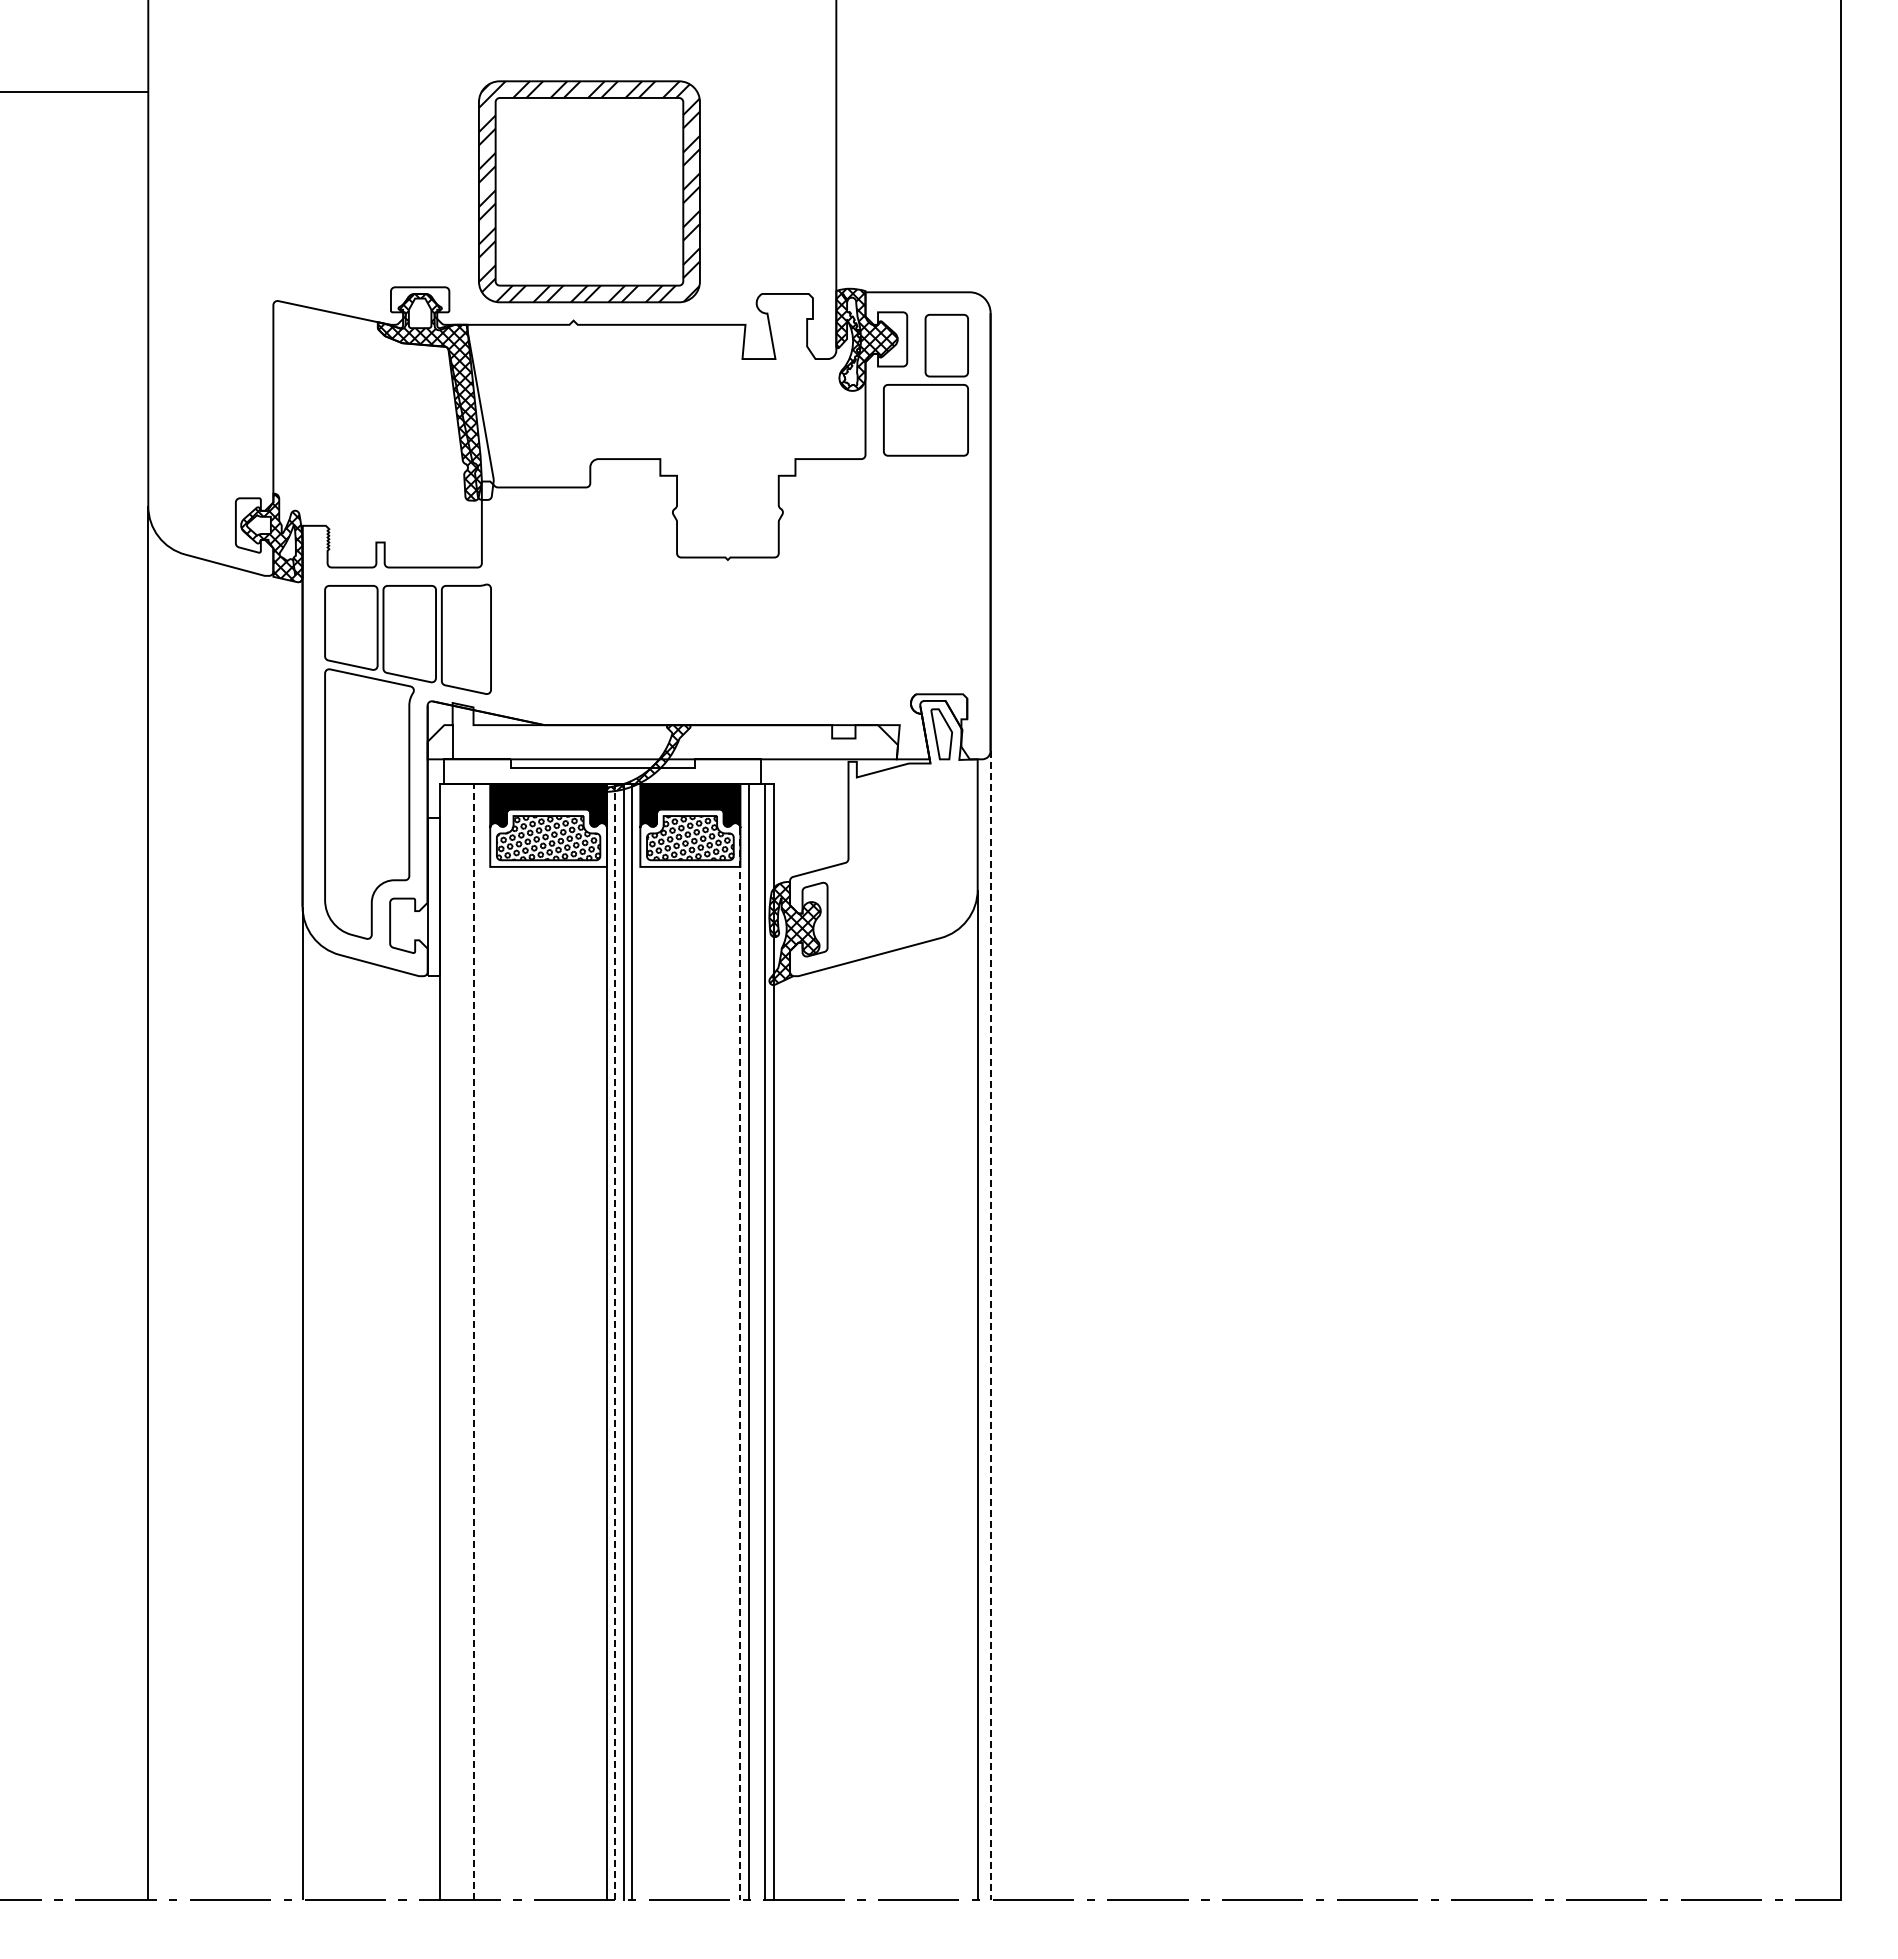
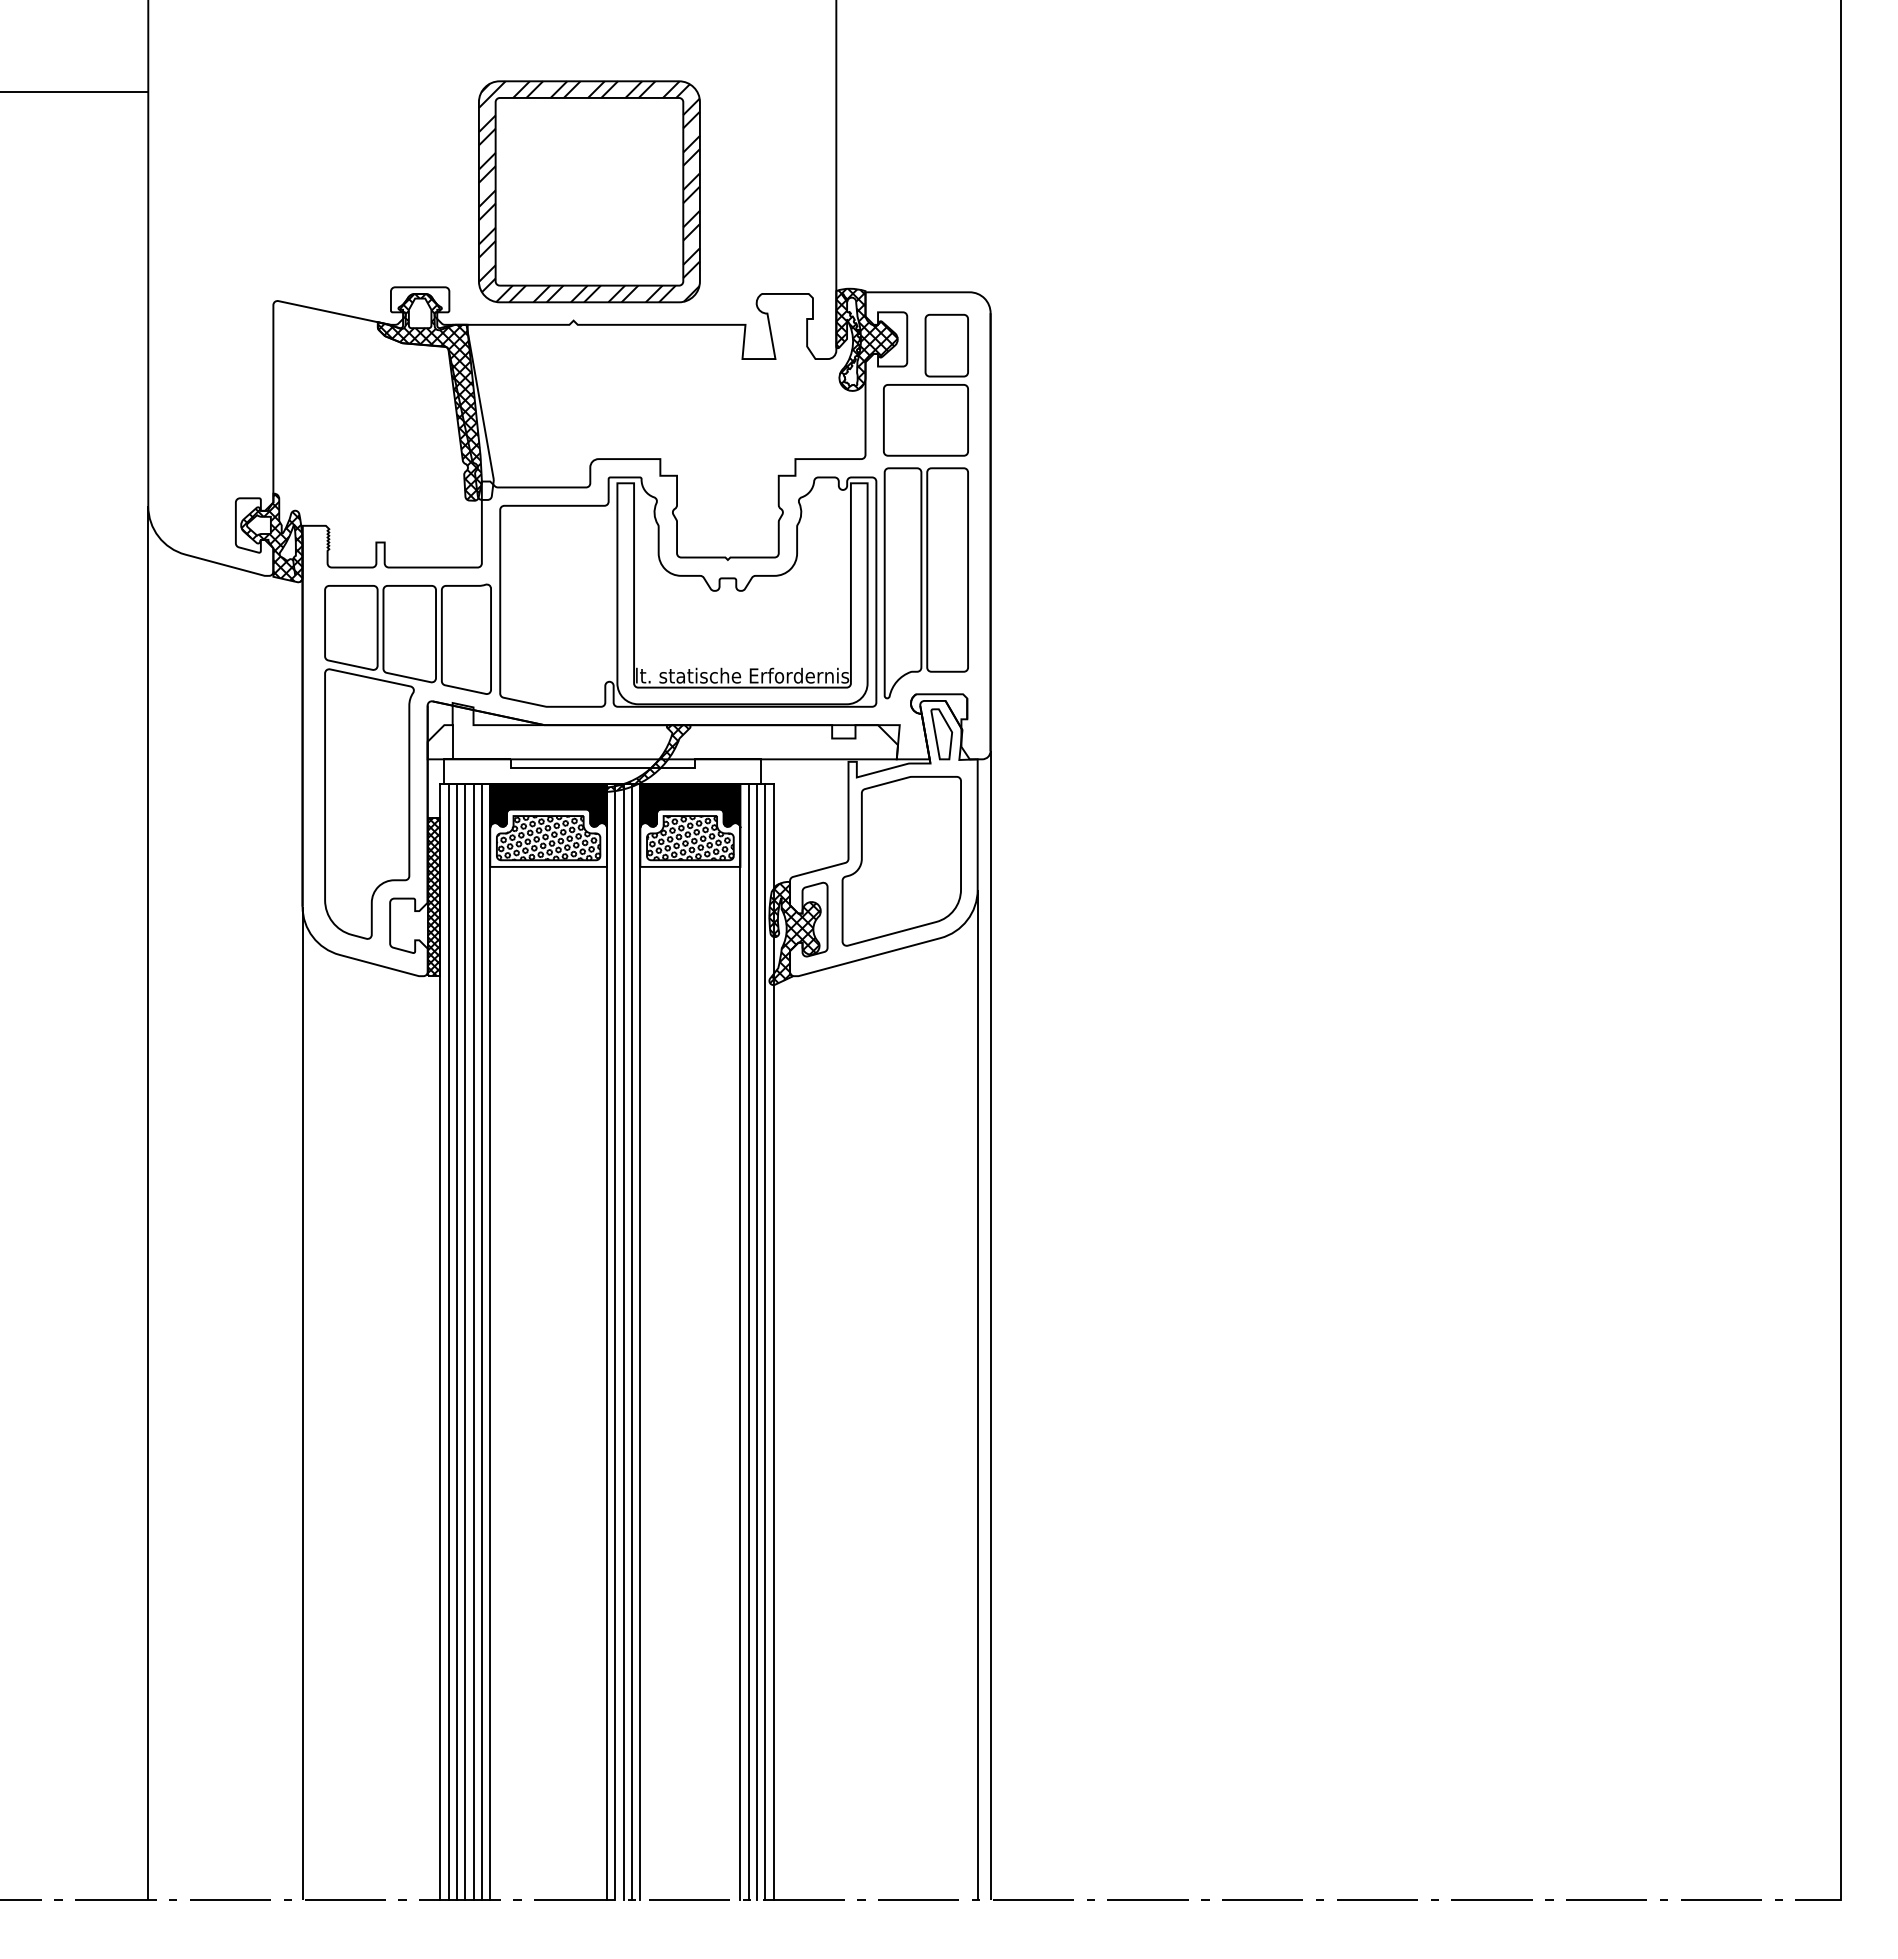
part: none -> present (733, 587)
part: none -> present (901, 861)
hatch: none -> present (433, 896)
line: dashed -> solid (990, 1325)
line: none -> present (448, 1342)
line: none -> present (456, 1342)
line: none -> present (465, 1342)
line: dashed -> solid (473, 1342)
line: none -> present (481, 1342)
line: none -> present (490, 1342)
line: dashed -> solid (615, 1342)
line: none -> present (640, 1342)
line: dashed -> solid (740, 1342)
line: none -> present (757, 1342)
